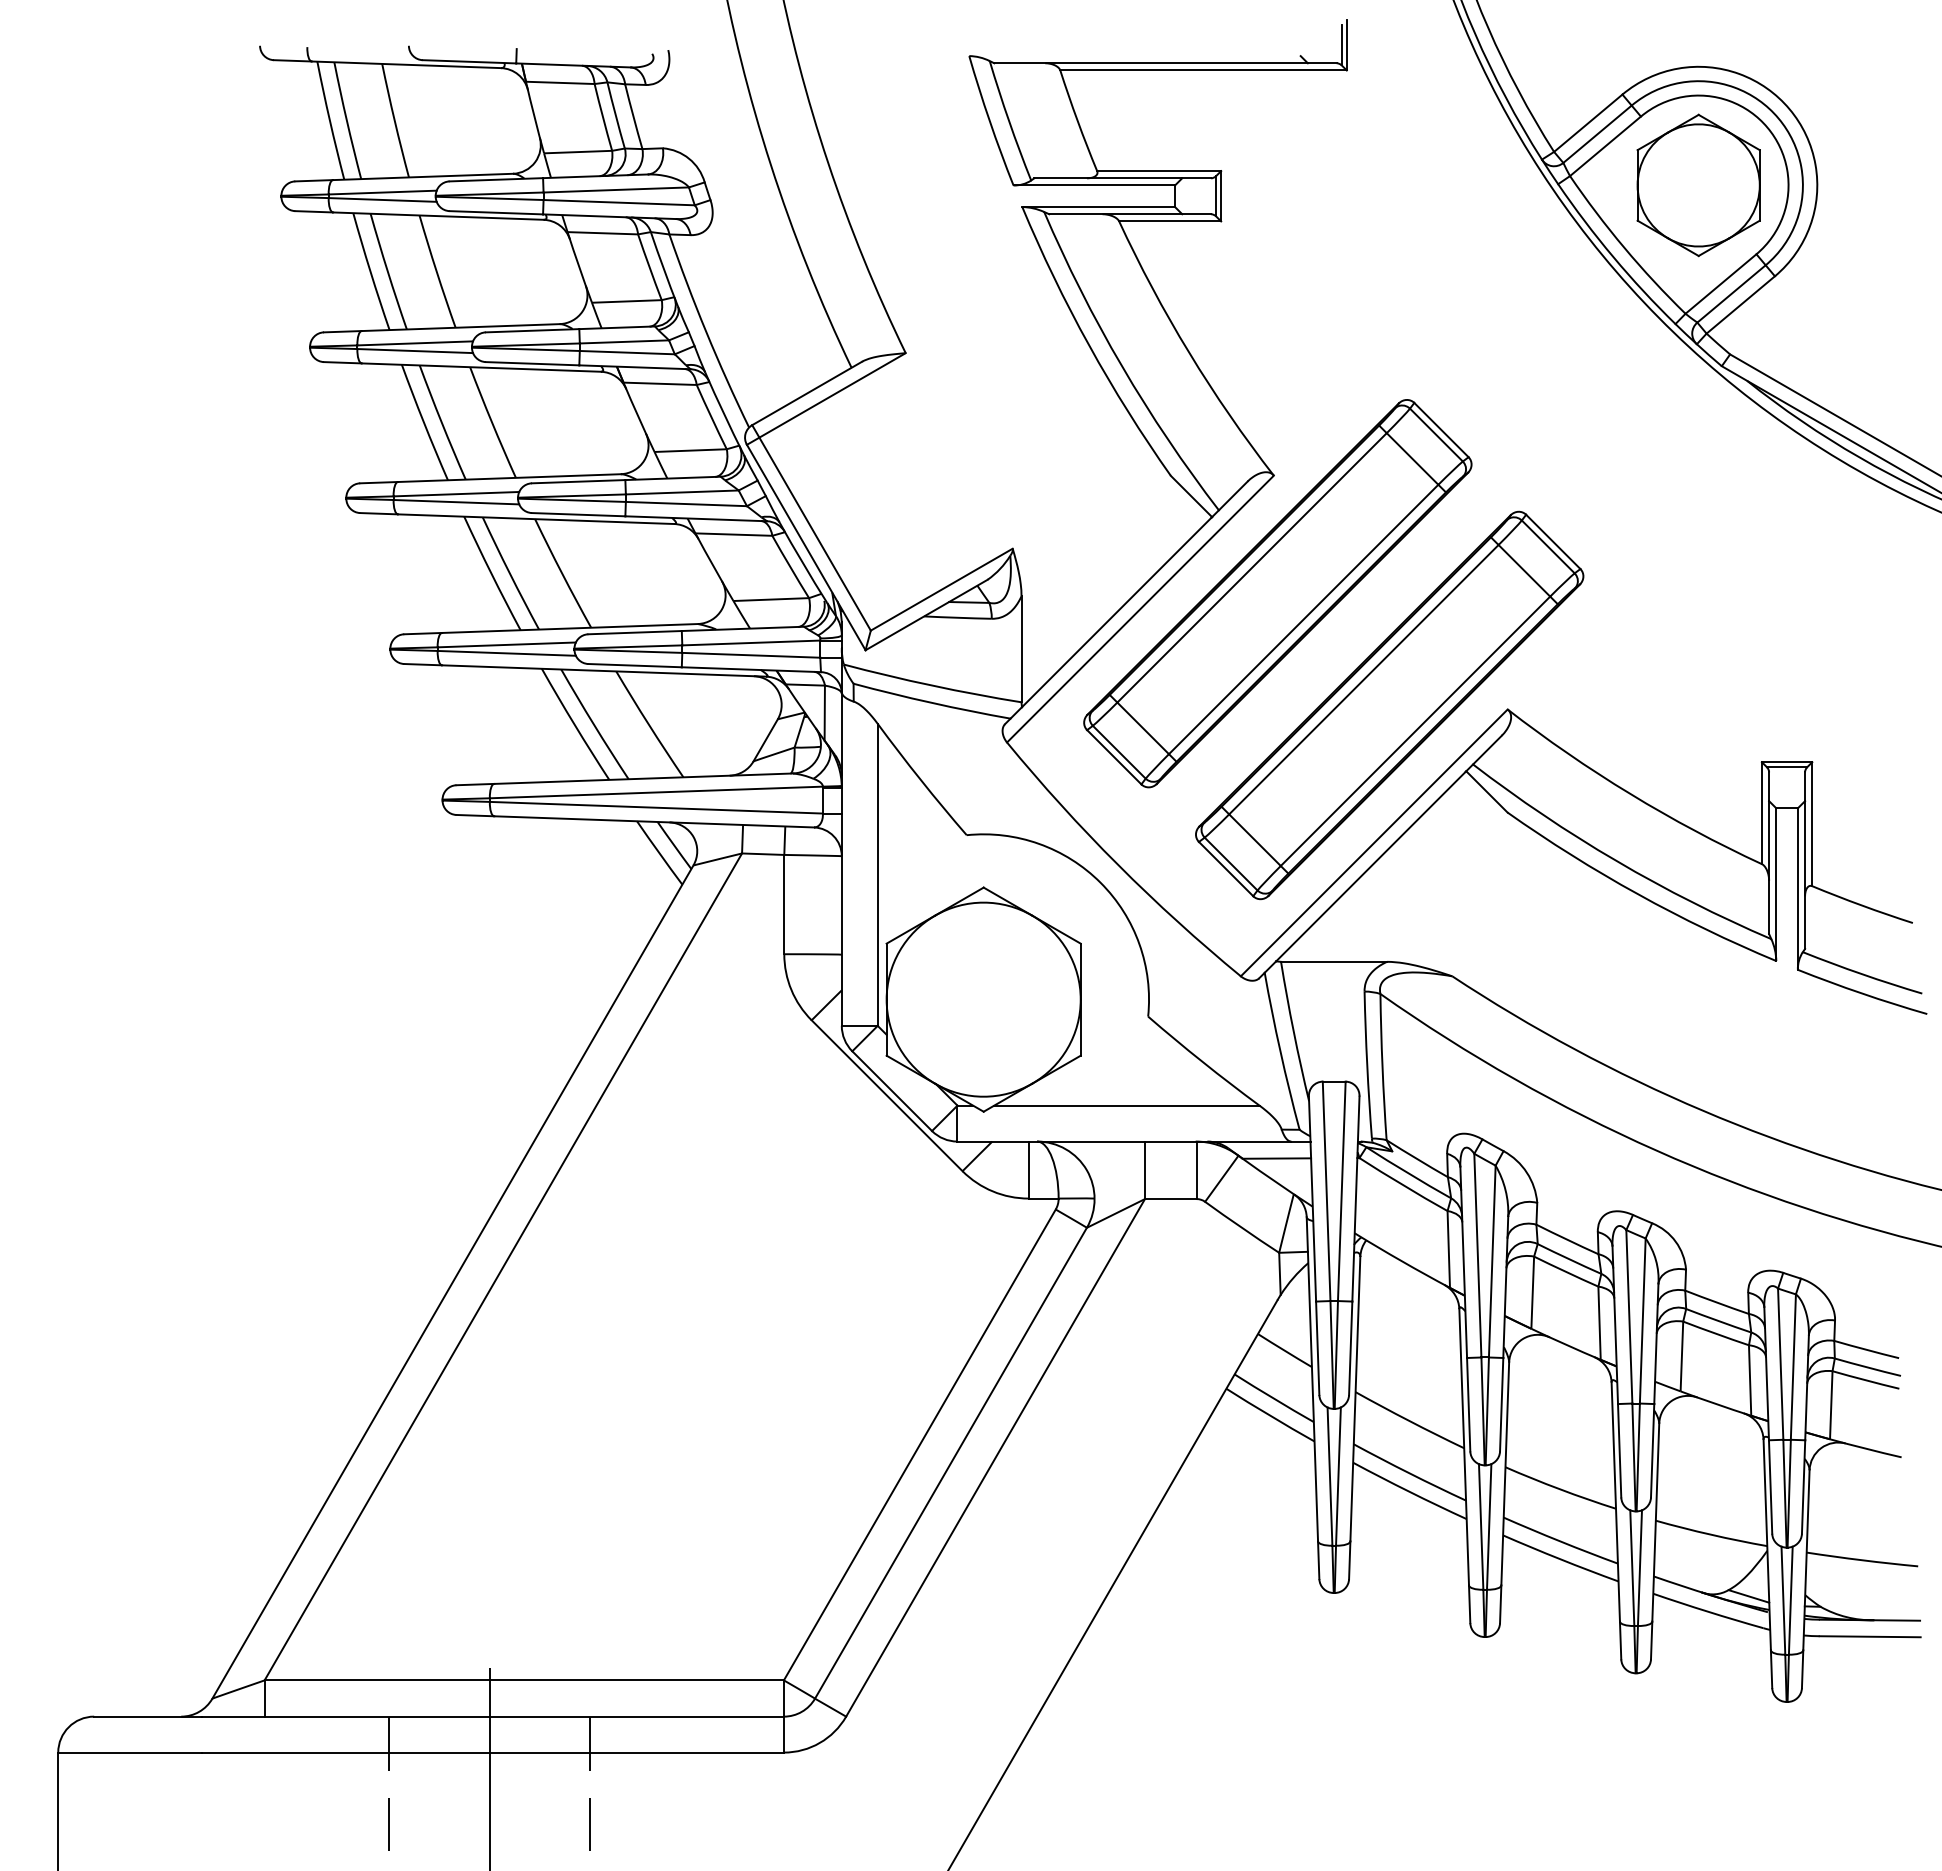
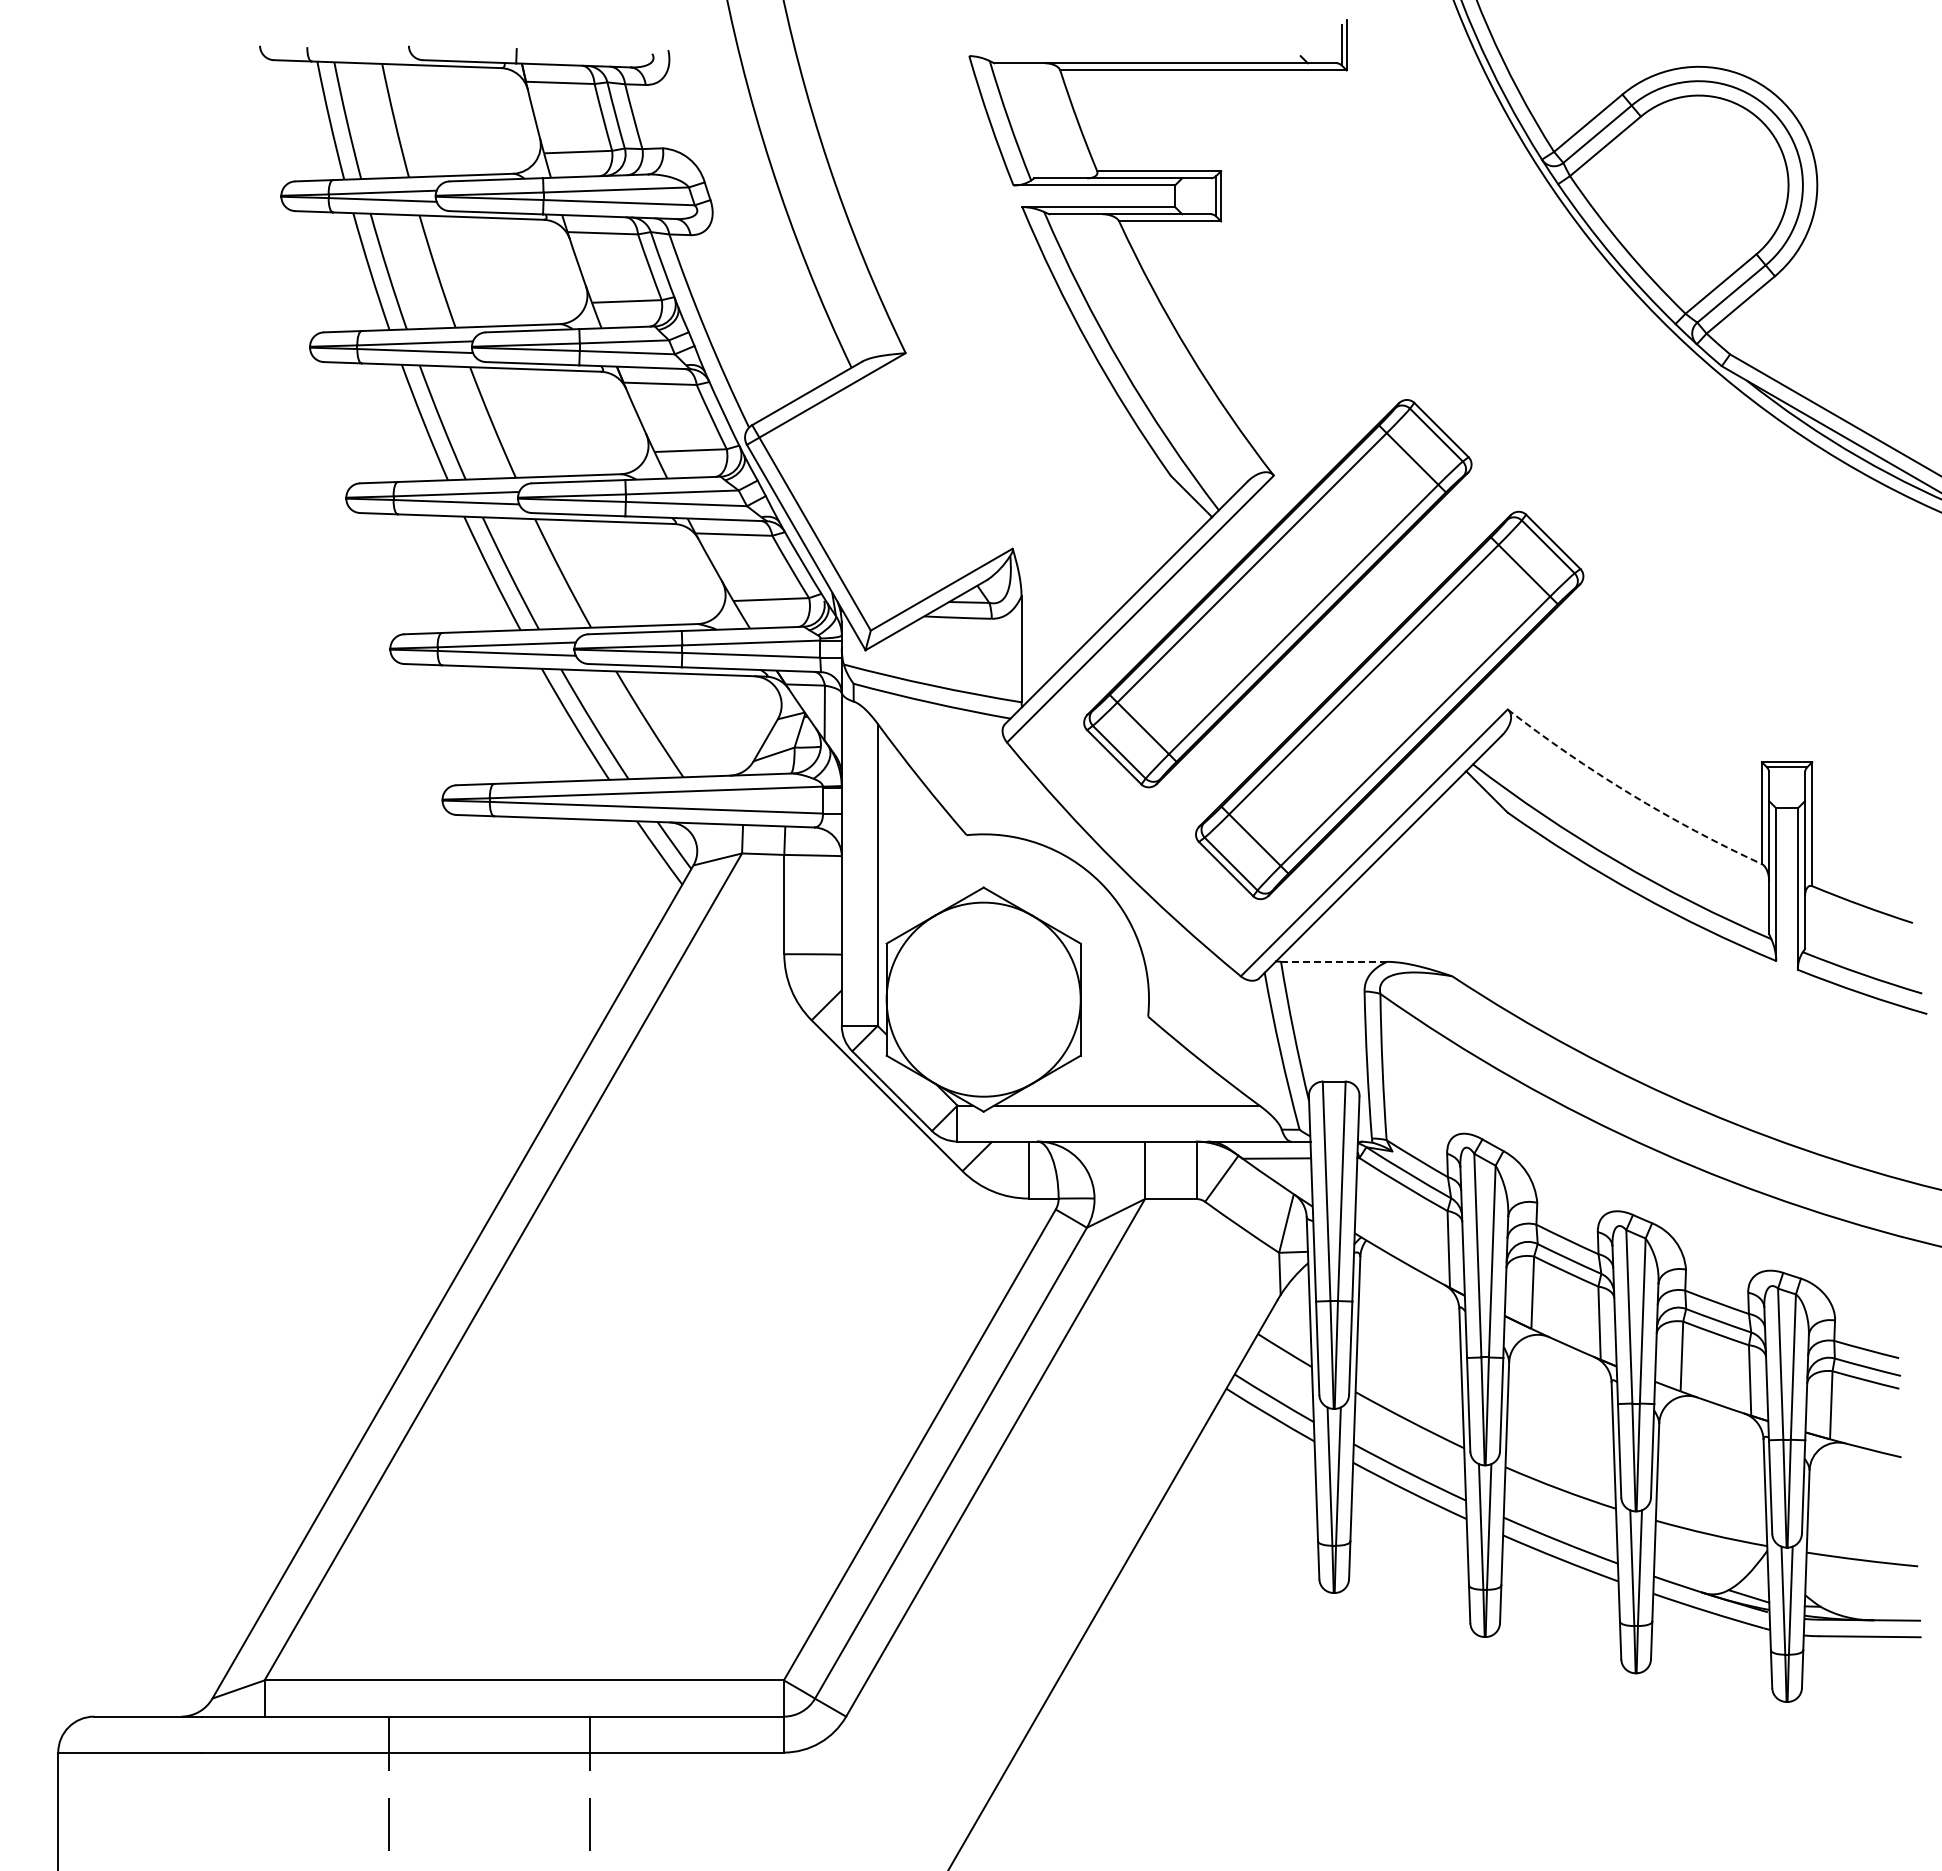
part: present -> none (1698, 185)
arc: solid -> dashed (1630, 794)
line: solid -> dashed (1334, 961)
line: present -> none (489, 1767)
